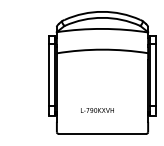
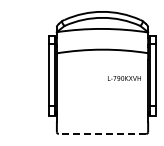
text position: (97, 110) -> (124, 78) (124, 78)
line: solid -> dashed (102, 133)
